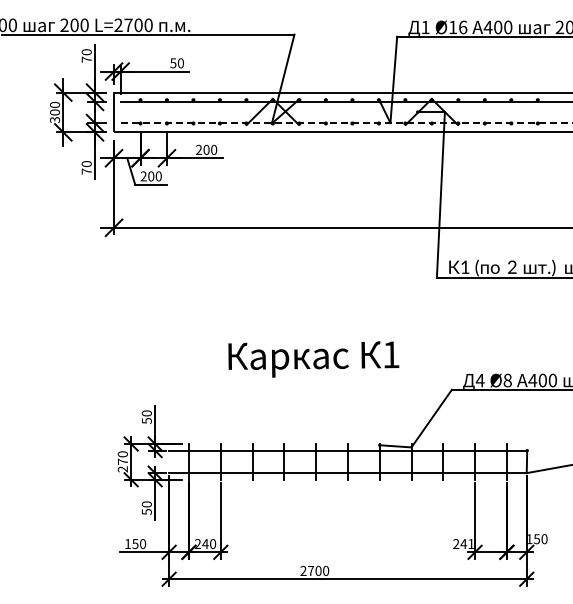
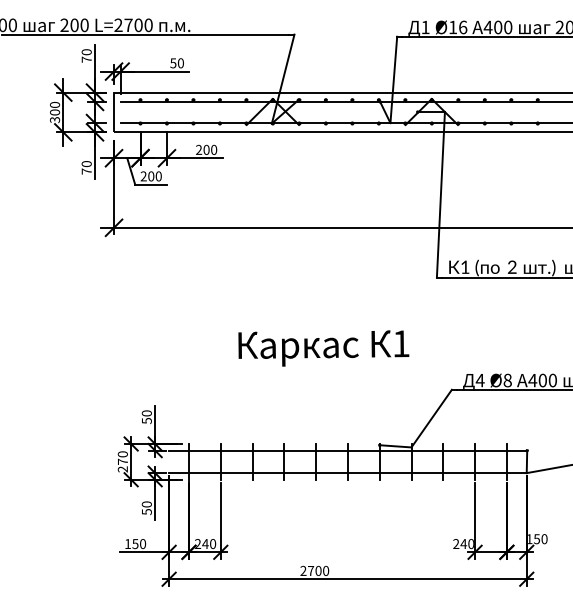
line: dashed -> solid (346, 123)
text position: (313, 359) -> (323, 348) (323, 348)
text: 241 -> 240 (470, 544)
